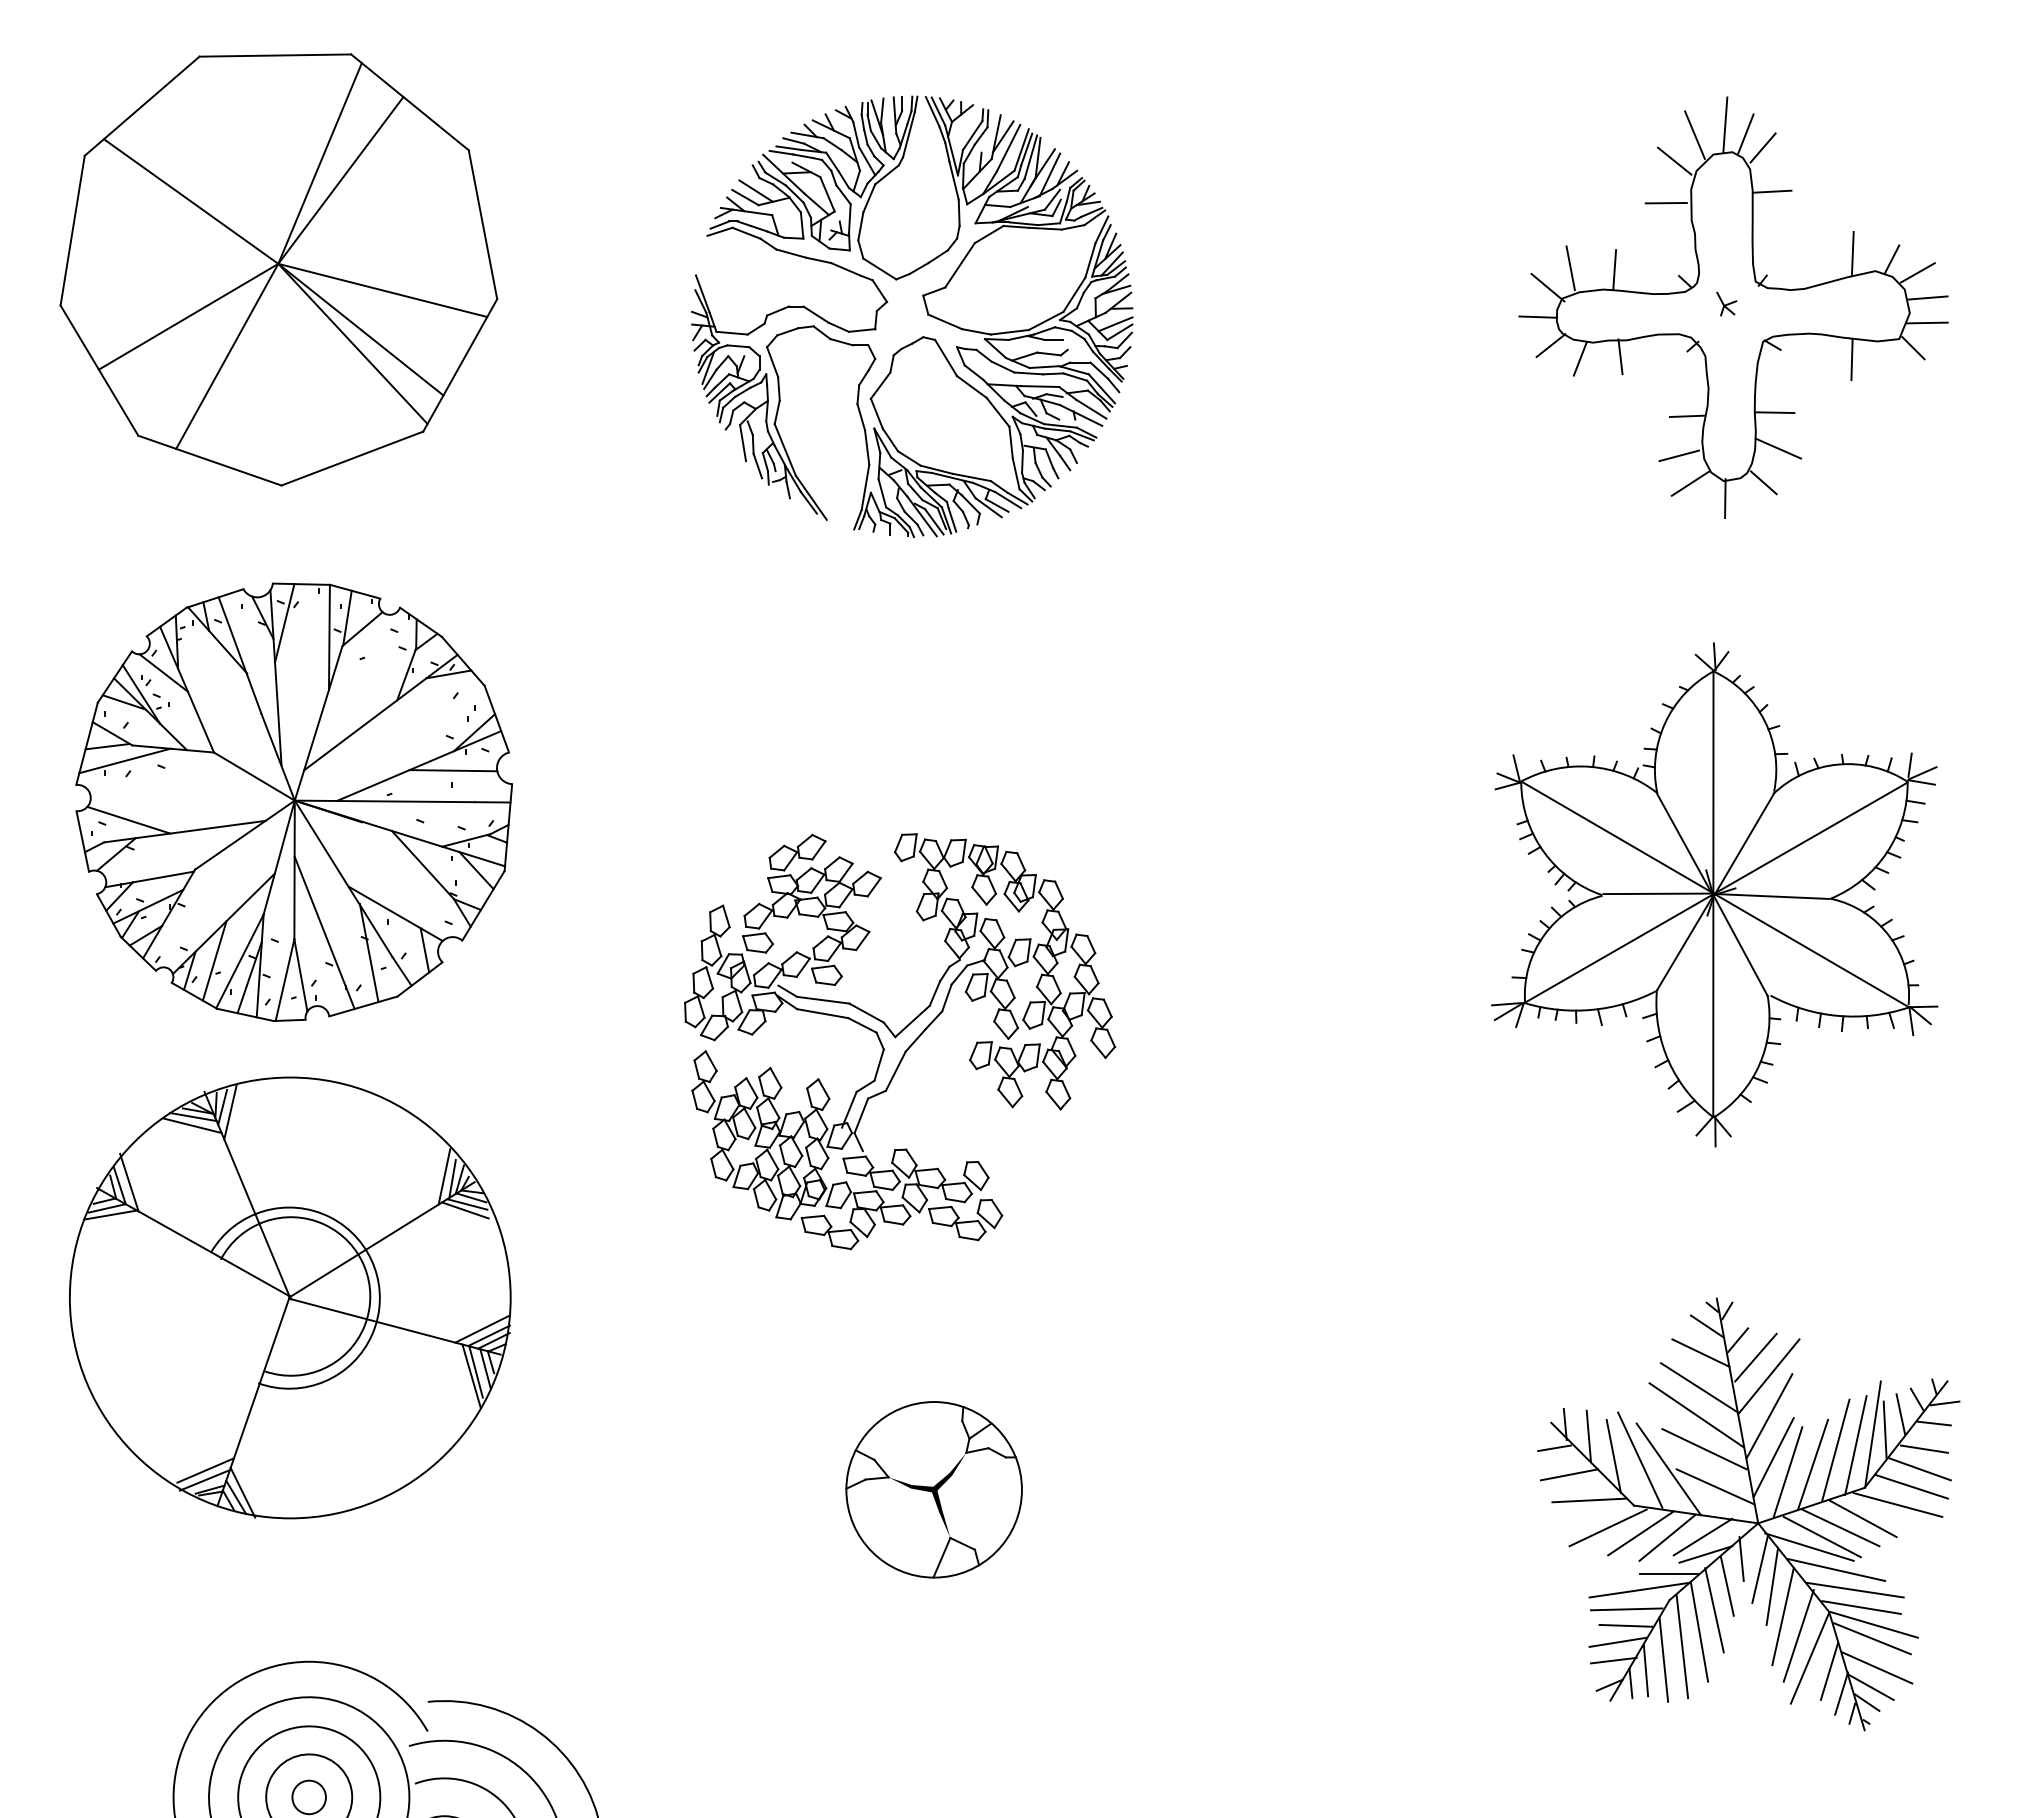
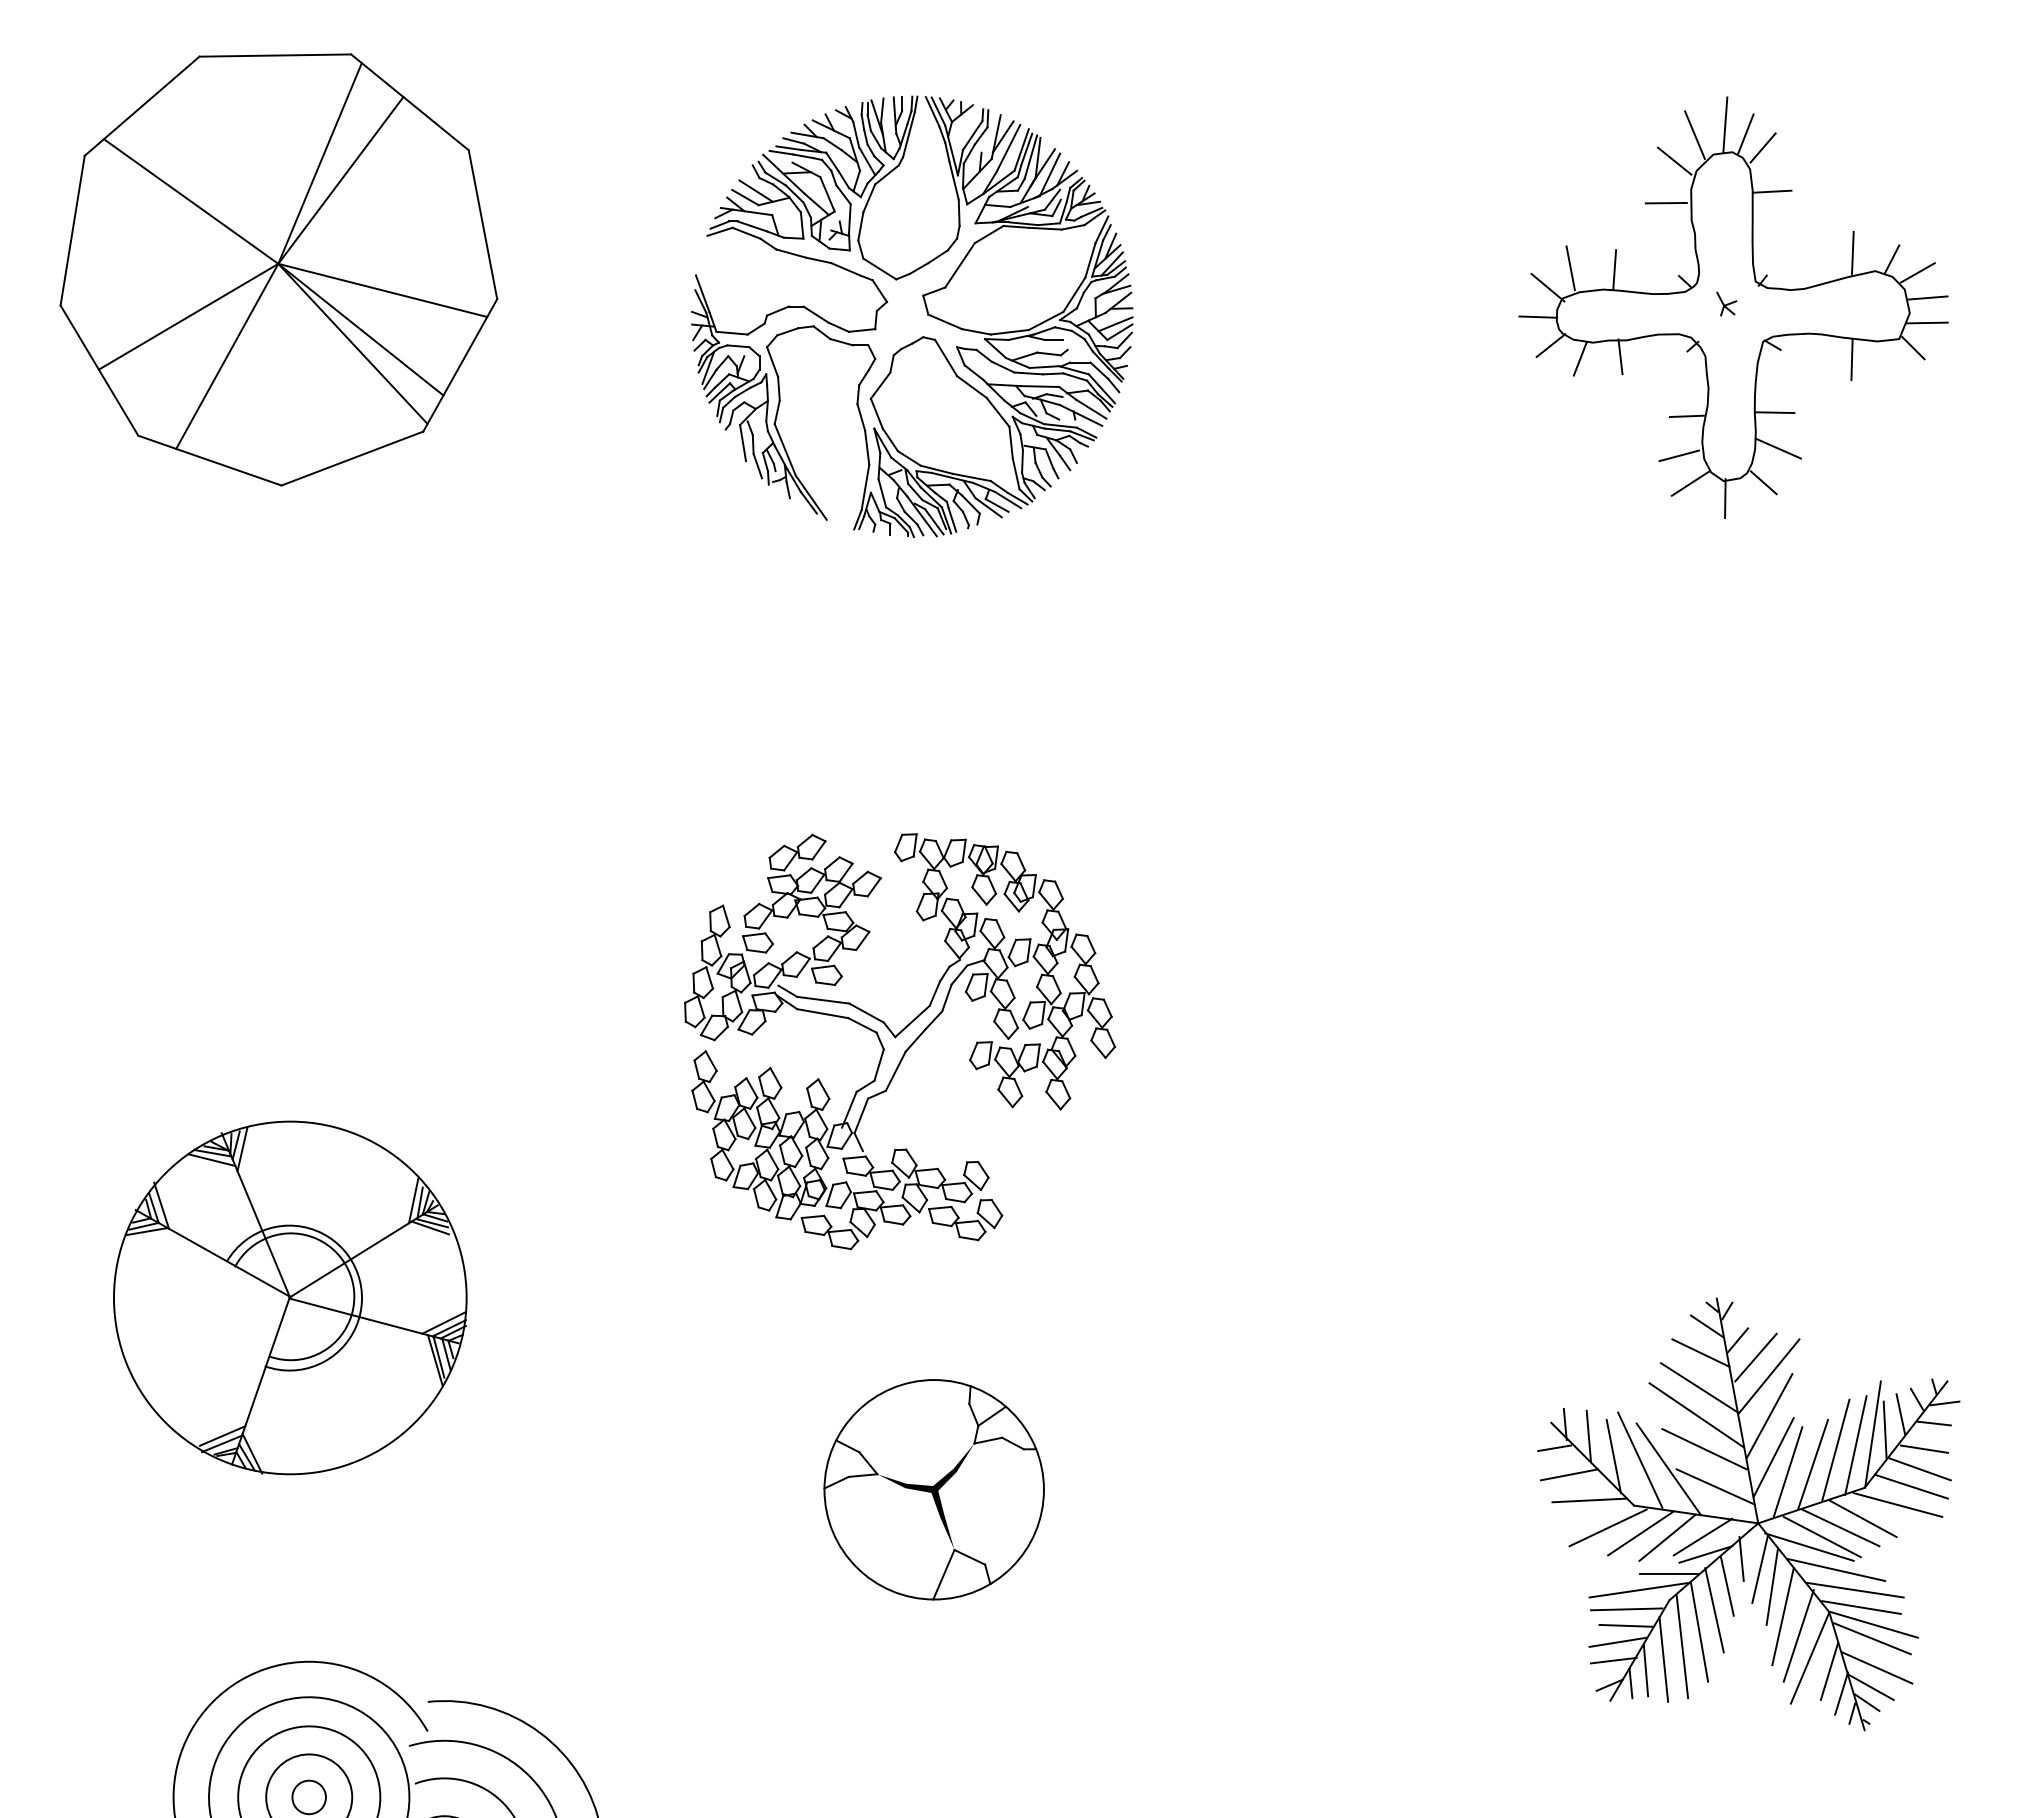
part: present -> none (293, 801)
part: present -> none (1714, 894)
part size: 443x444 px -> 355x356 px (290, 1297)
part size: 178x178 px -> 222x222 px (933, 1489)
